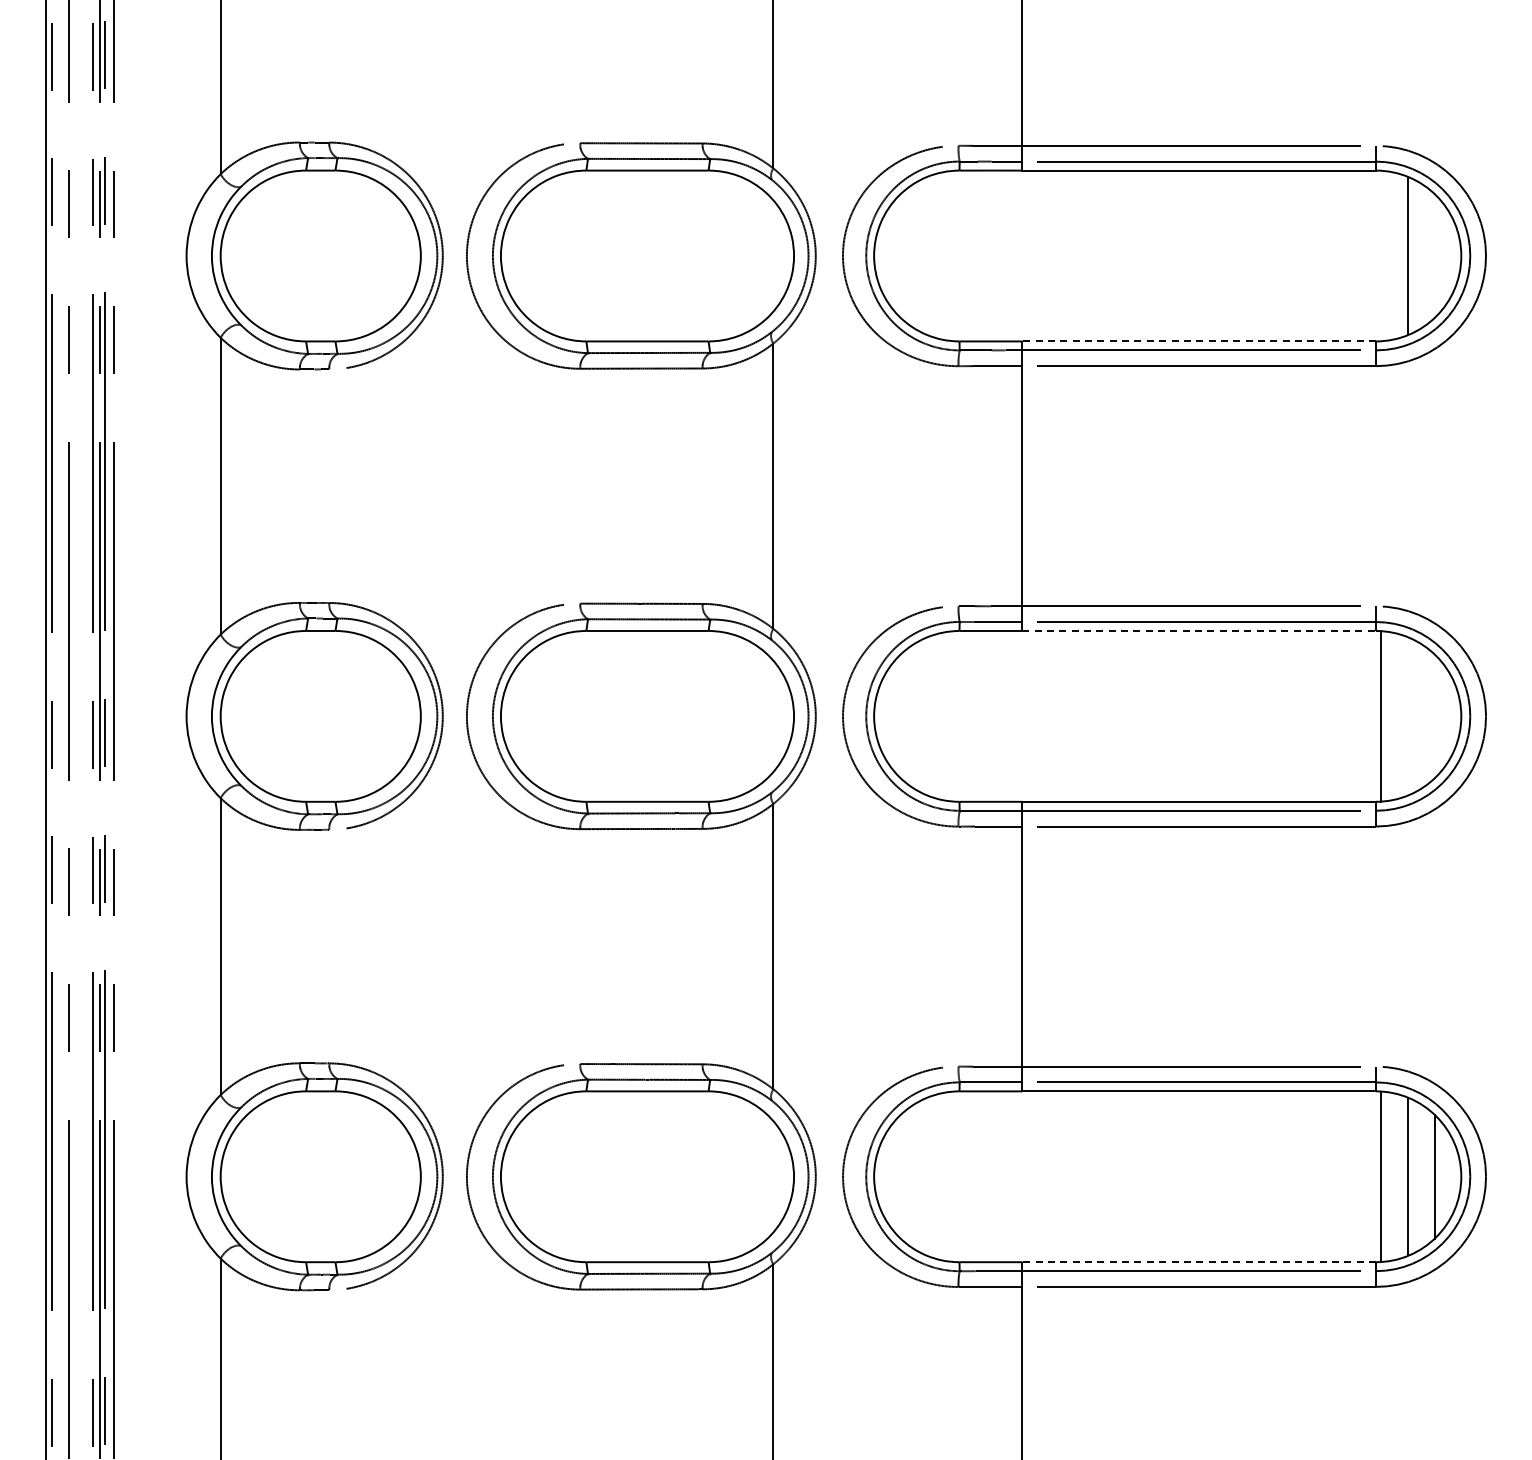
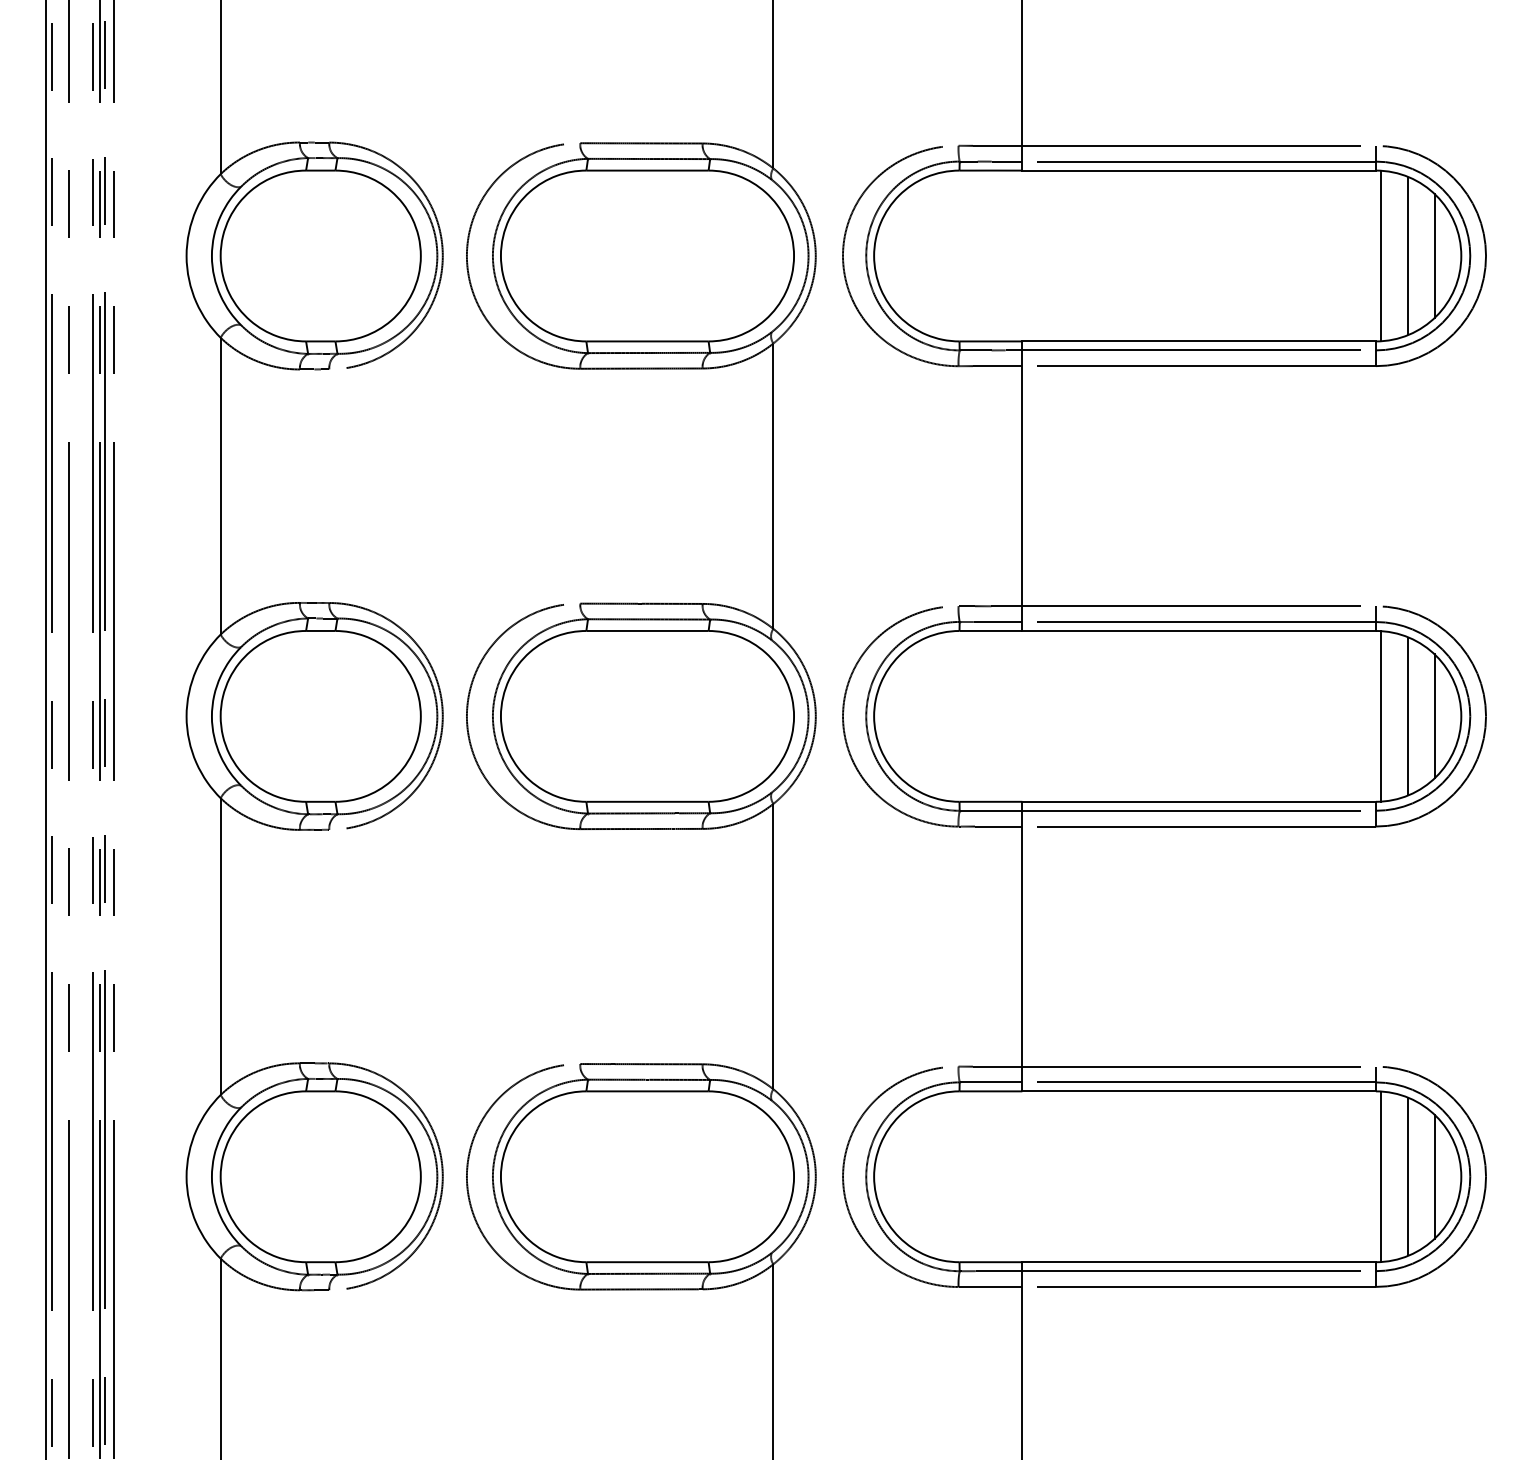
line: none -> present (1381, 255)
line: none -> present (1434, 255)
line: dashed -> solid (1199, 341)
line: dashed -> solid (1199, 630)
line: none -> present (1407, 716)
line: none -> present (1434, 716)
line: dashed -> solid (1199, 1262)
